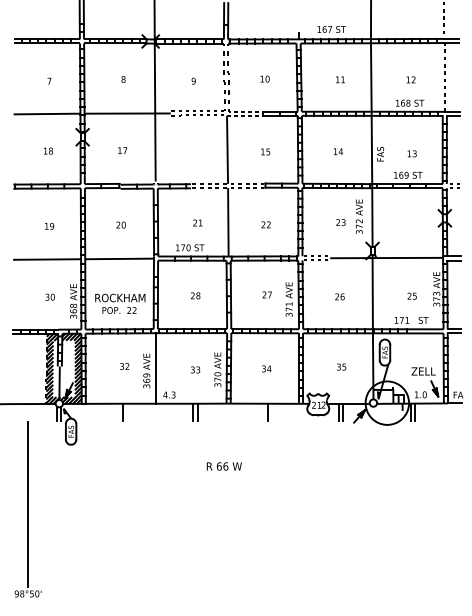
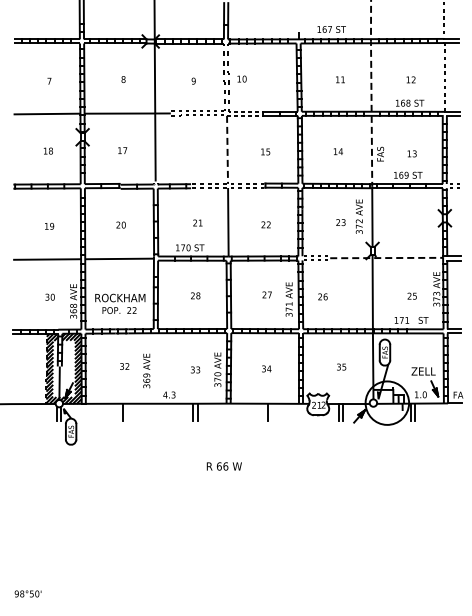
text position: (264, 78) -> (241, 78) (241, 78)
line: solid -> dashed (371, 93)
line: solid -> dashed (227, 149)
line: solid -> dashed (387, 258)
text position: (339, 296) -> (322, 296) (322, 296)
line: present -> none (155, 368)
line: present -> none (27, 504)
